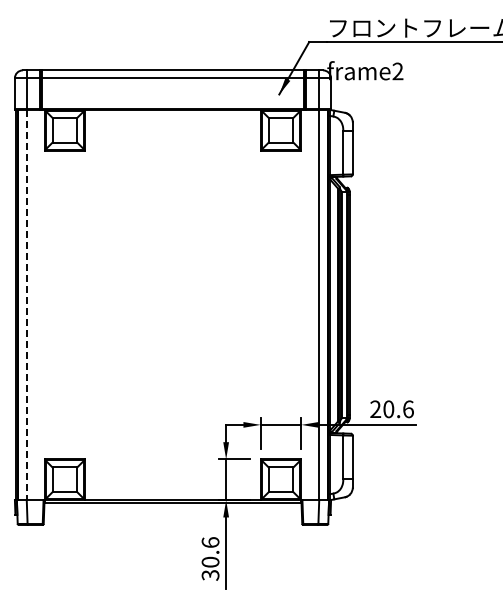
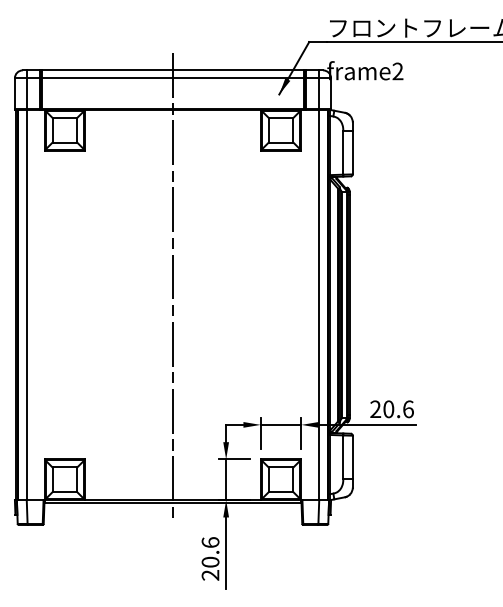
line: none -> present (173, 286)
line: dashed -> solid (27, 305)
text: 30.6 -> 20.6 (210, 575)
